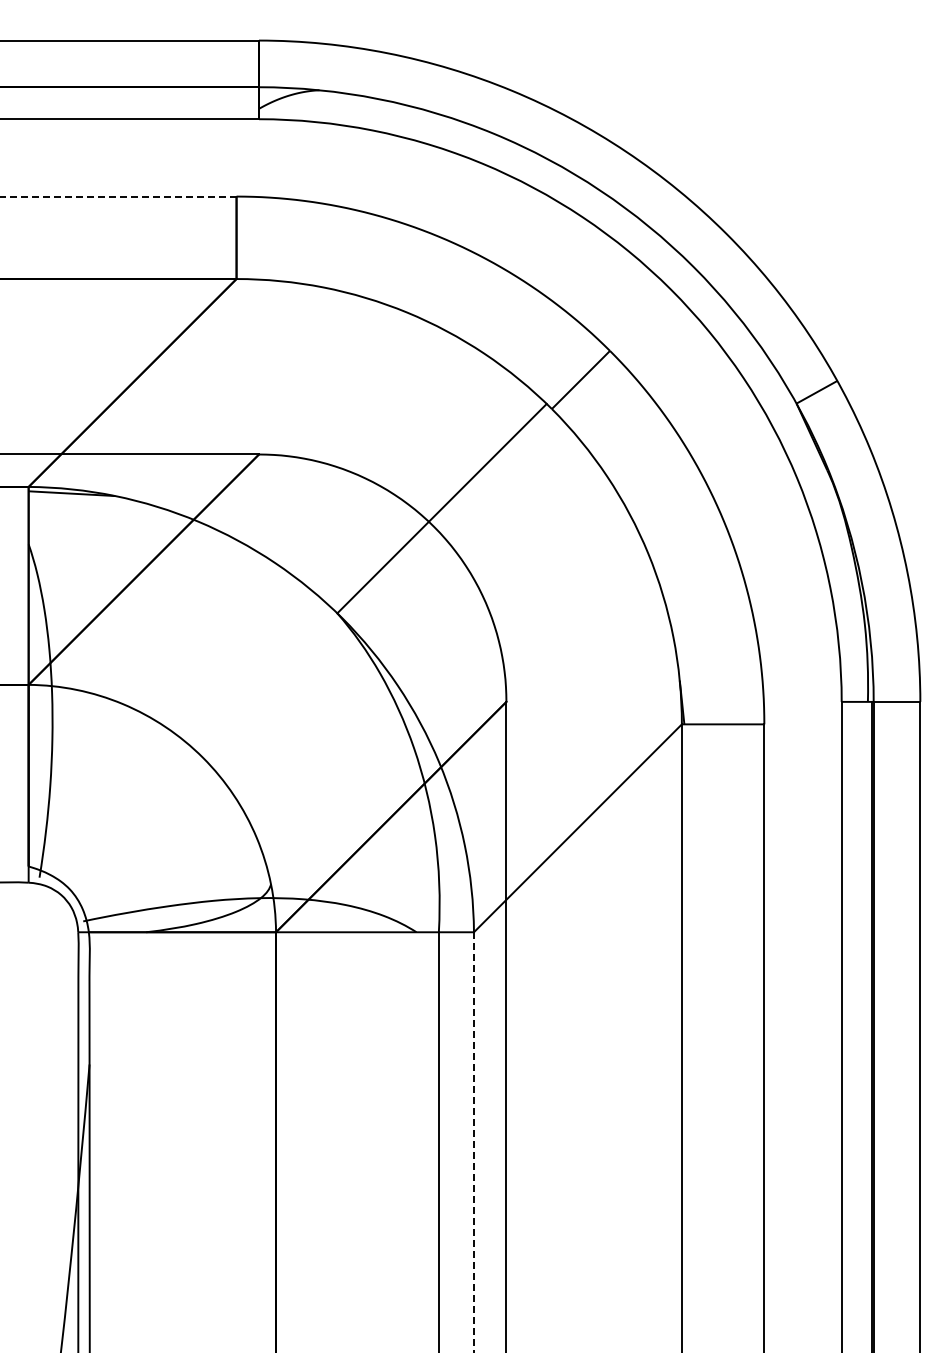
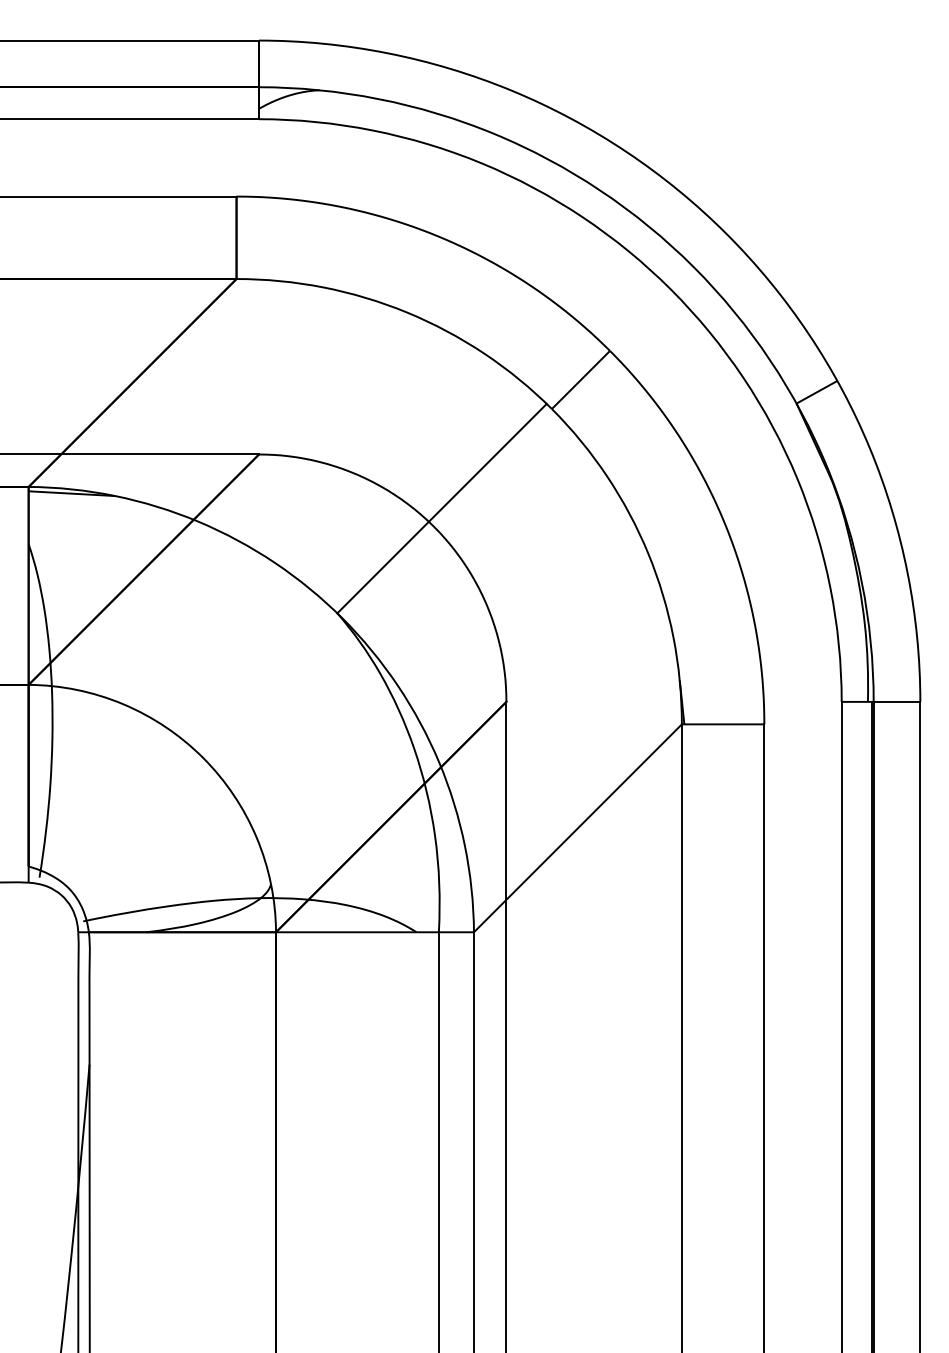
line: dashed -> solid (118, 196)
line: dashed -> solid (473, 1142)
